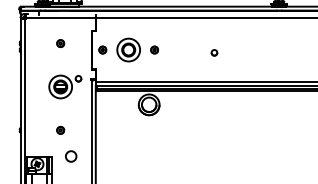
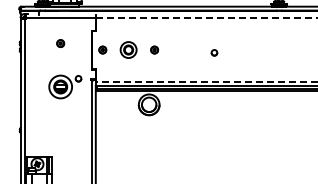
line: solid -> dashed (206, 18)
part size: 25x26 px -> 19x18 px (128, 49)
line: solid -> dashed (206, 81)
part: present -> none (60, 130)
circle: present -> none (71, 156)
